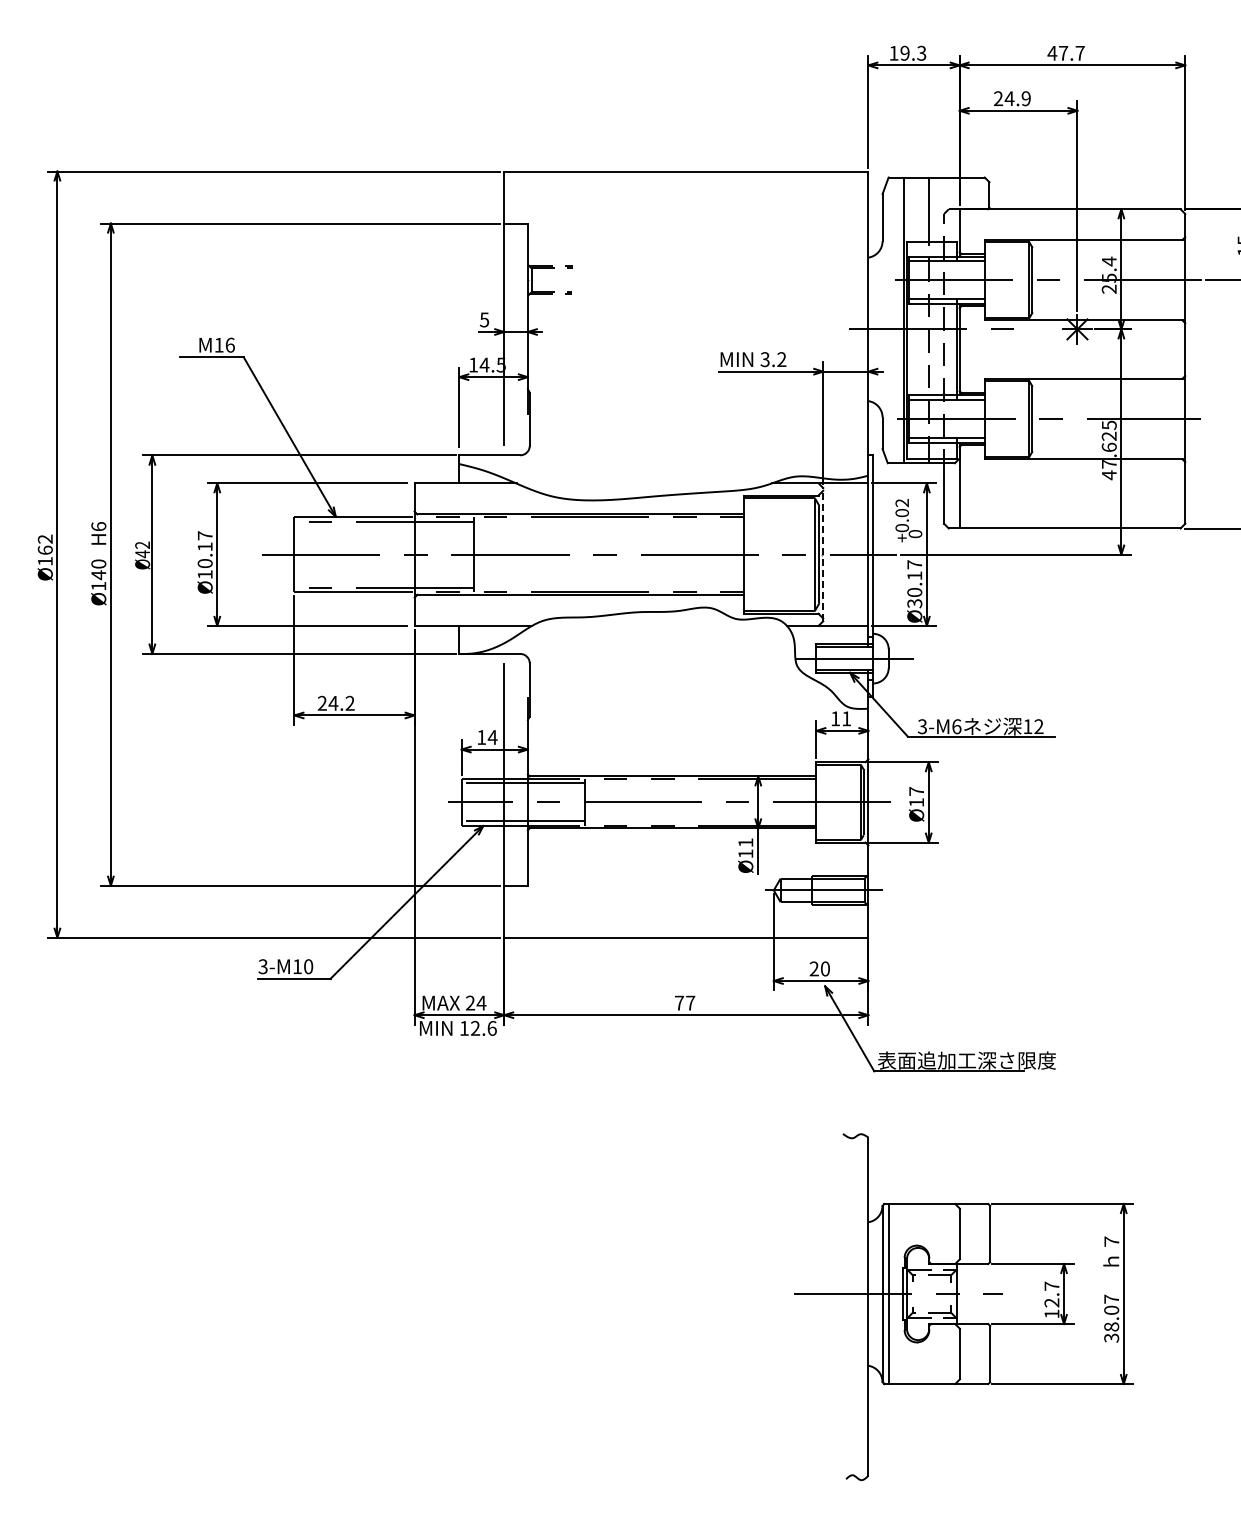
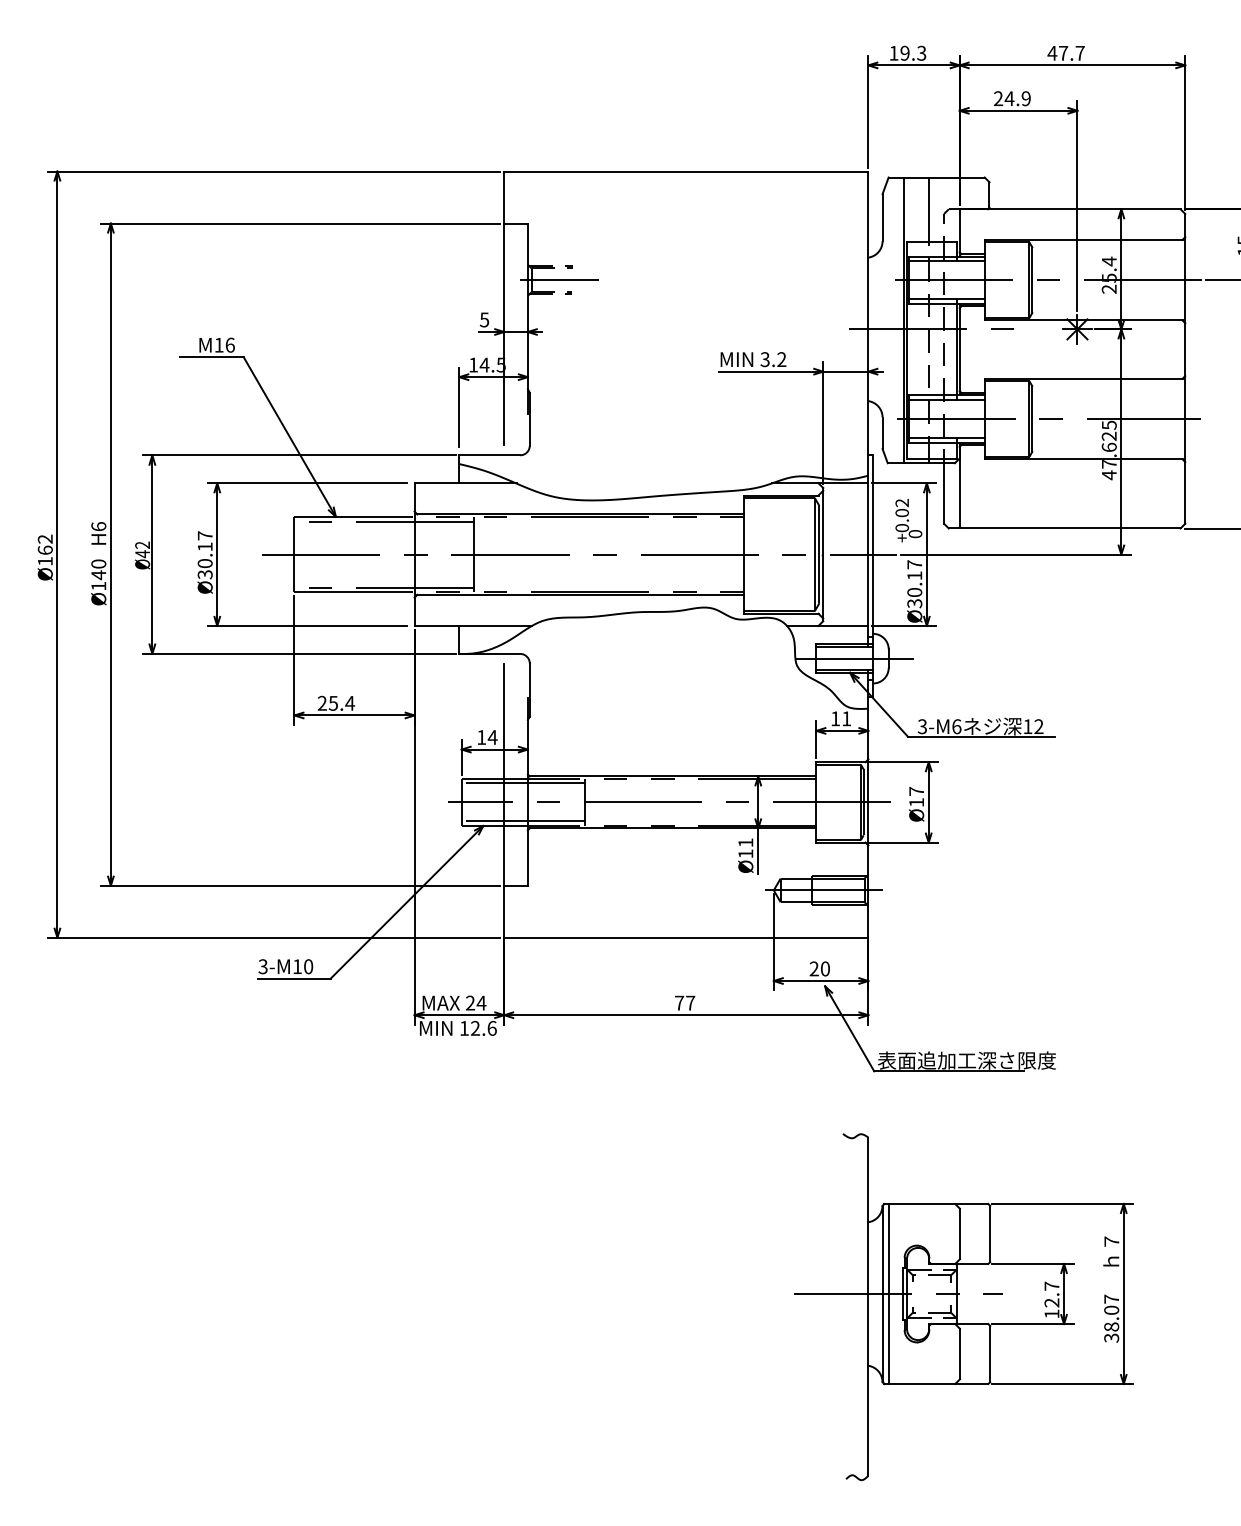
line: none -> present (559, 280)
line: dashed -> solid (823, 554)
text: Ø10.17 -> Ø30.17 (204, 574)
text: 24.2 -> 25.4 (341, 702)
